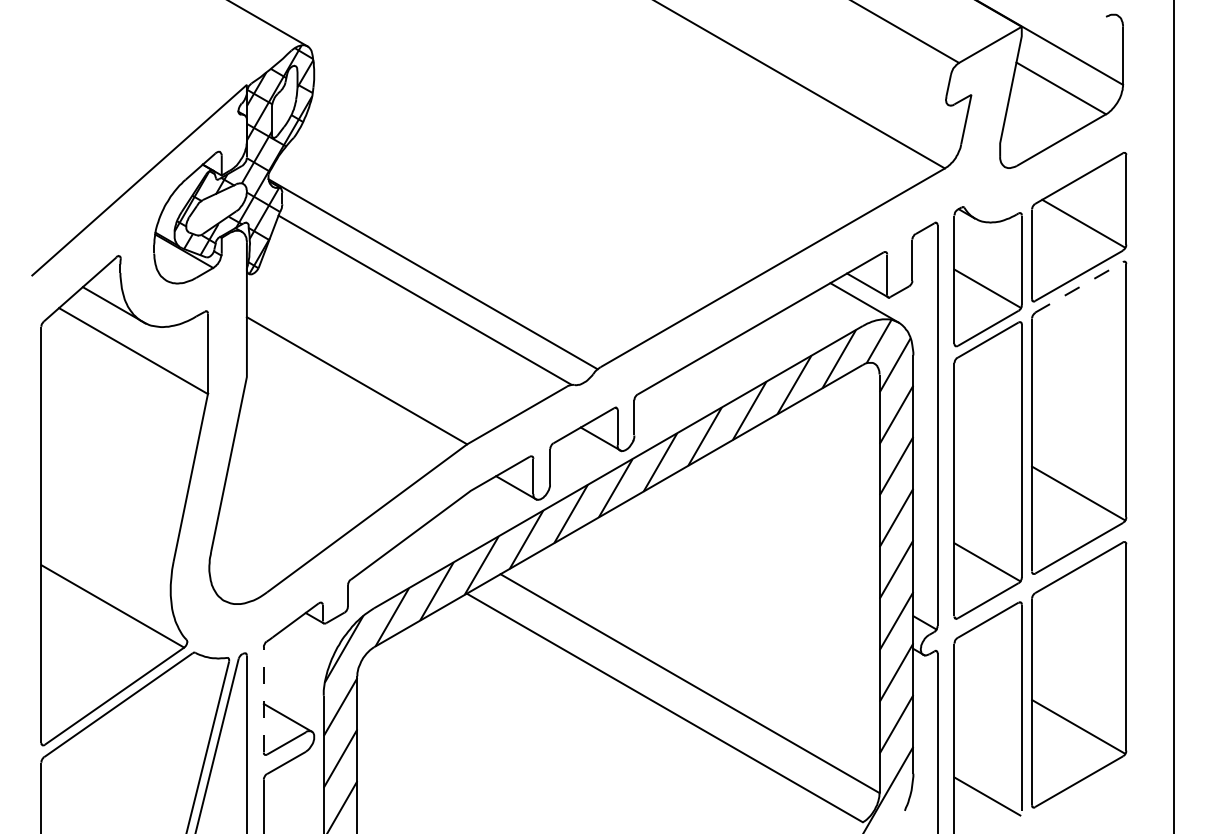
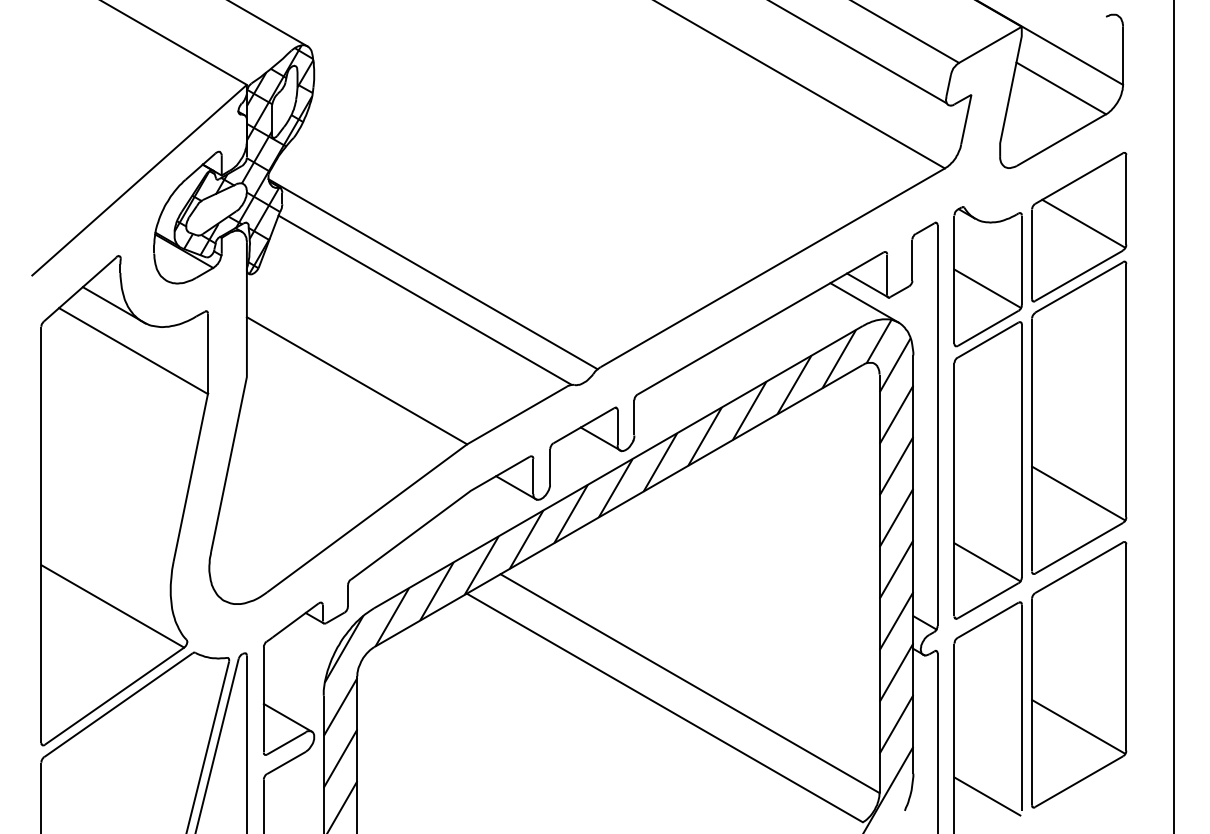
line: none -> present (174, 43)
line: none -> present (858, 52)
line: dashed -> solid (1079, 287)
line: dashed -> solid (263, 699)
